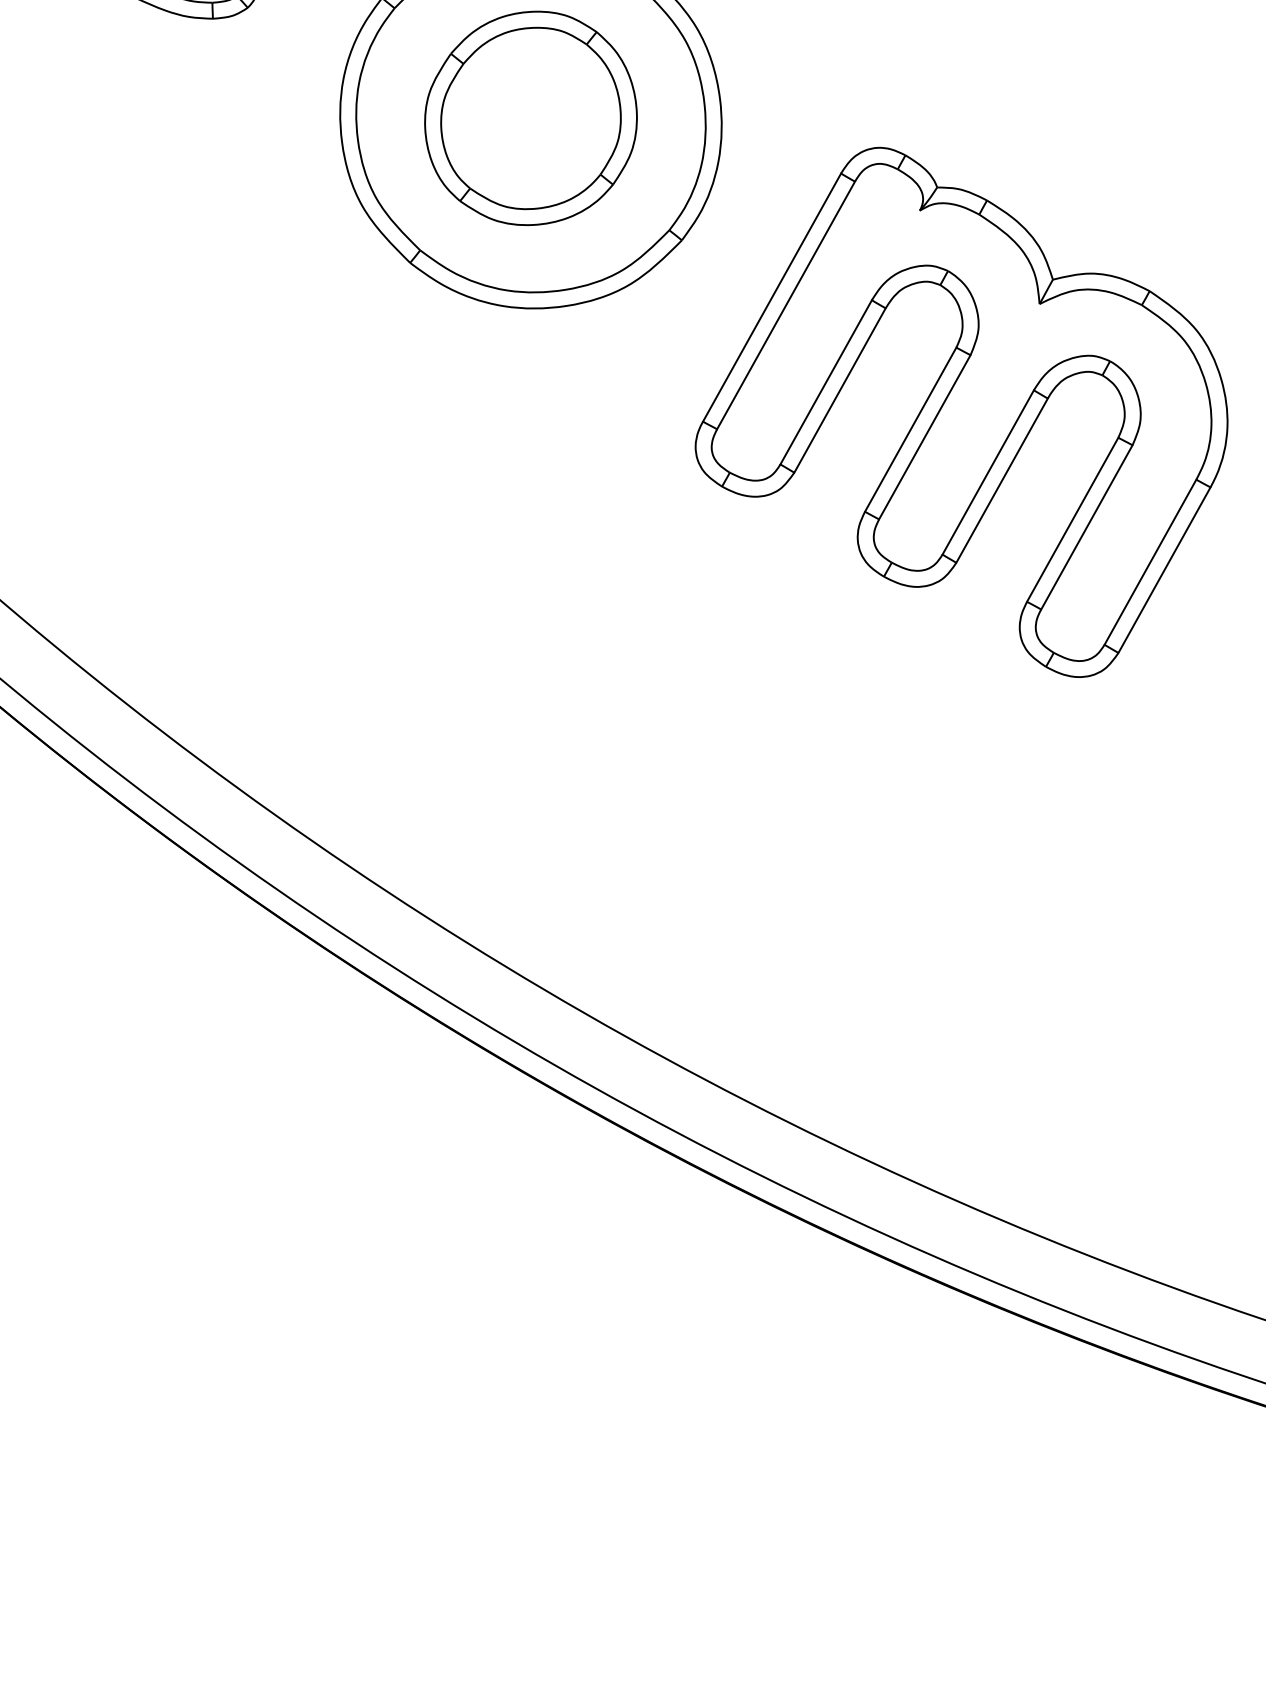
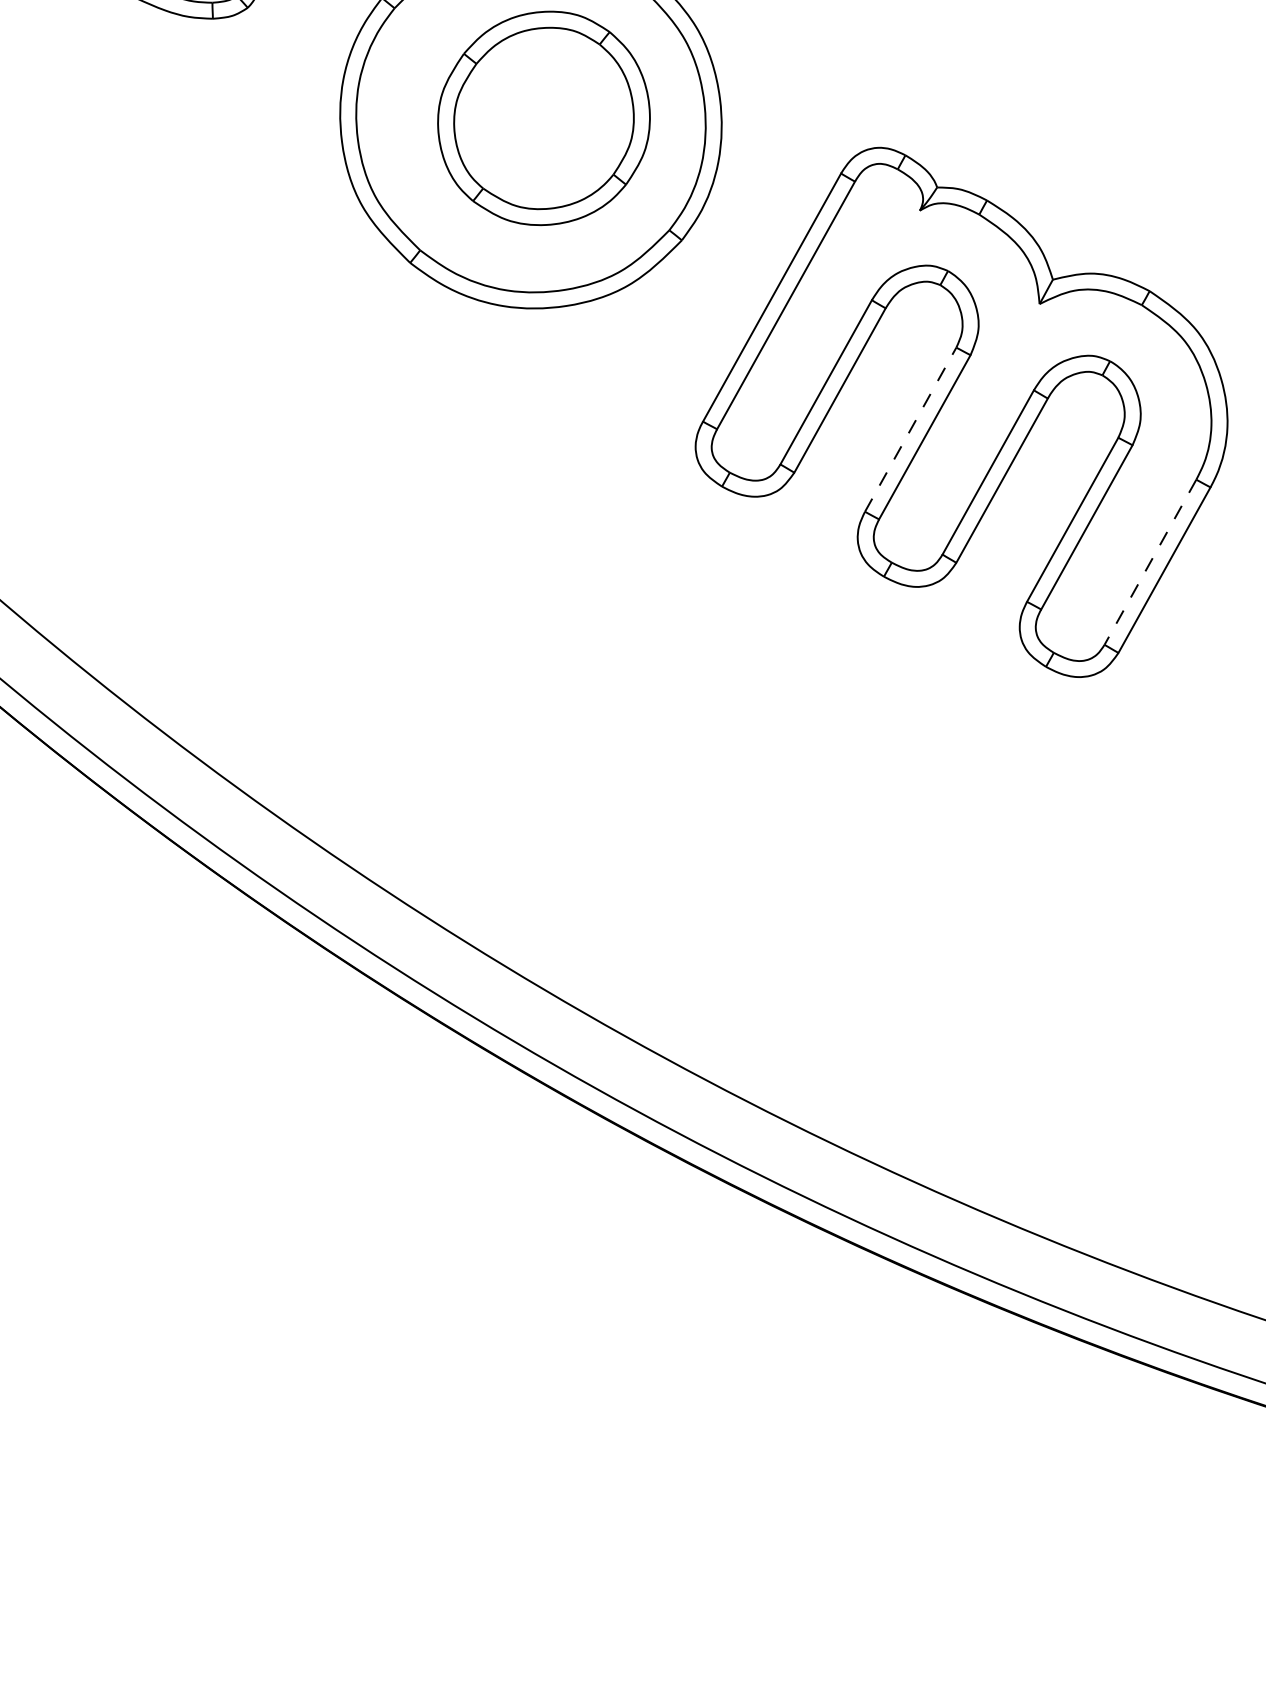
part position: (530, 118) -> (543, 118) (543, 118)
line: solid -> dashed (910, 429)
line: solid -> dashed (1150, 562)
